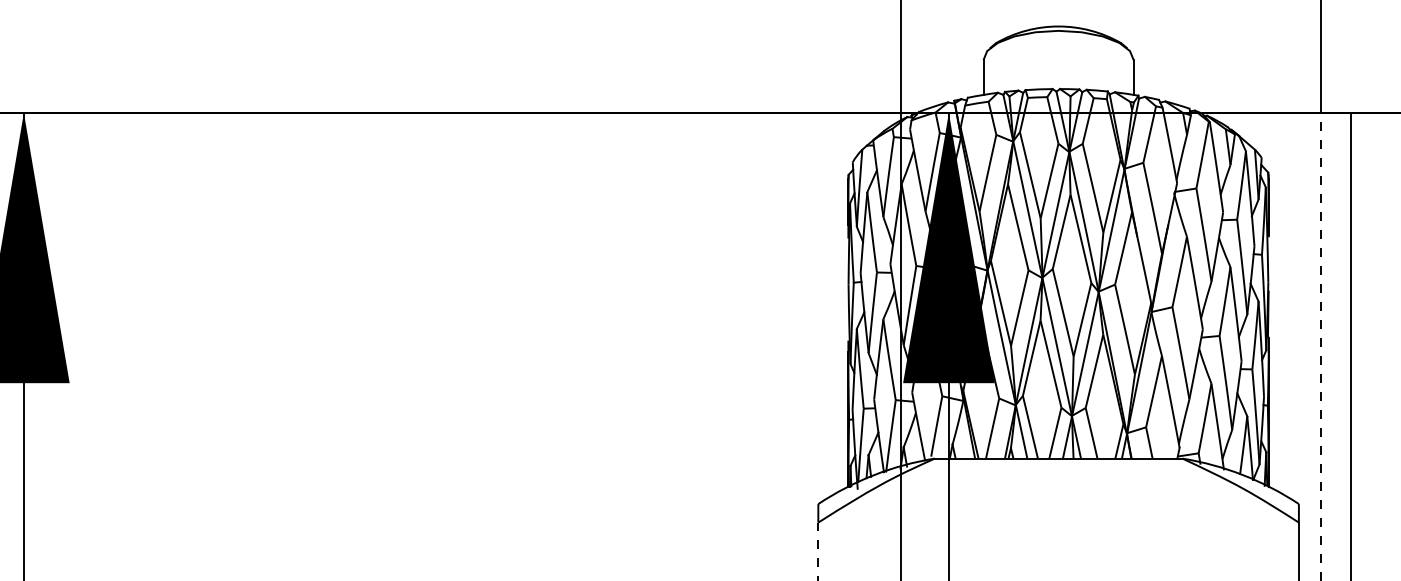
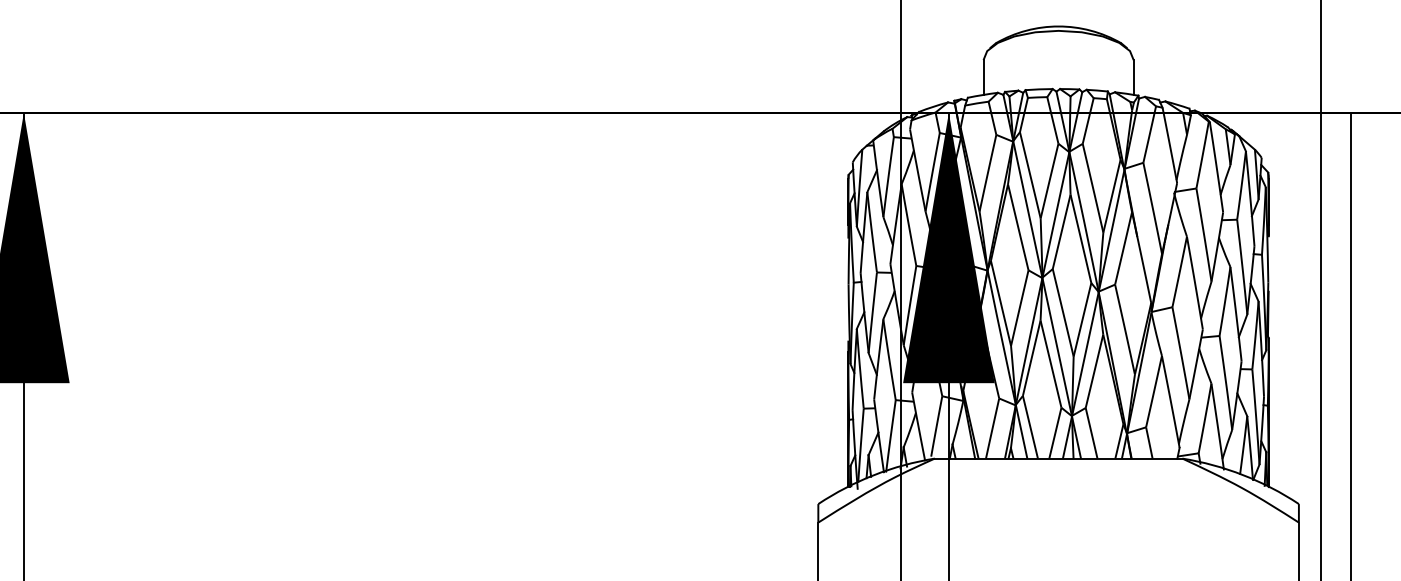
line: dashed -> solid (1321, 346)
line: dashed -> solid (818, 551)
